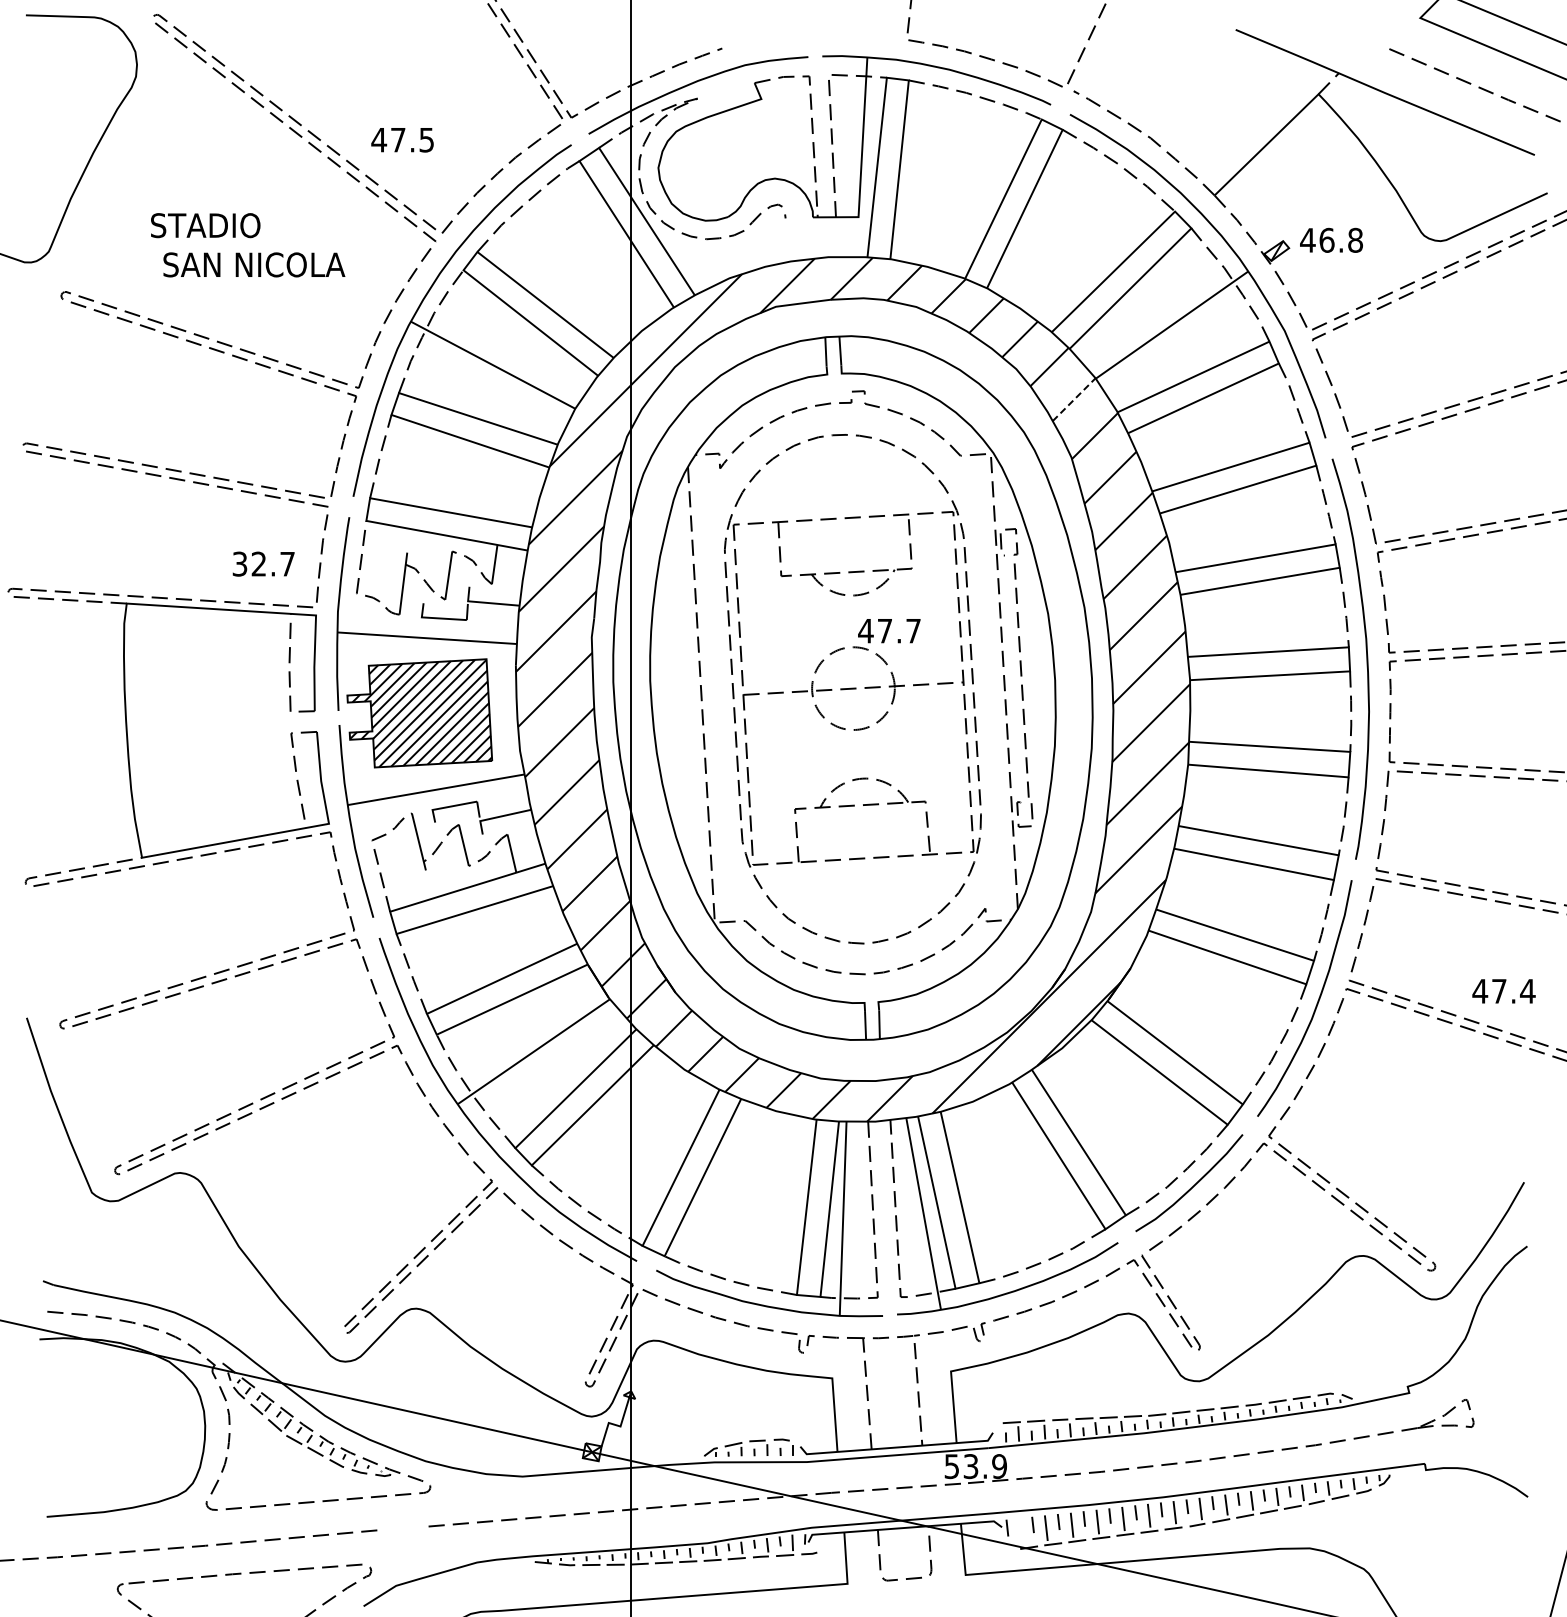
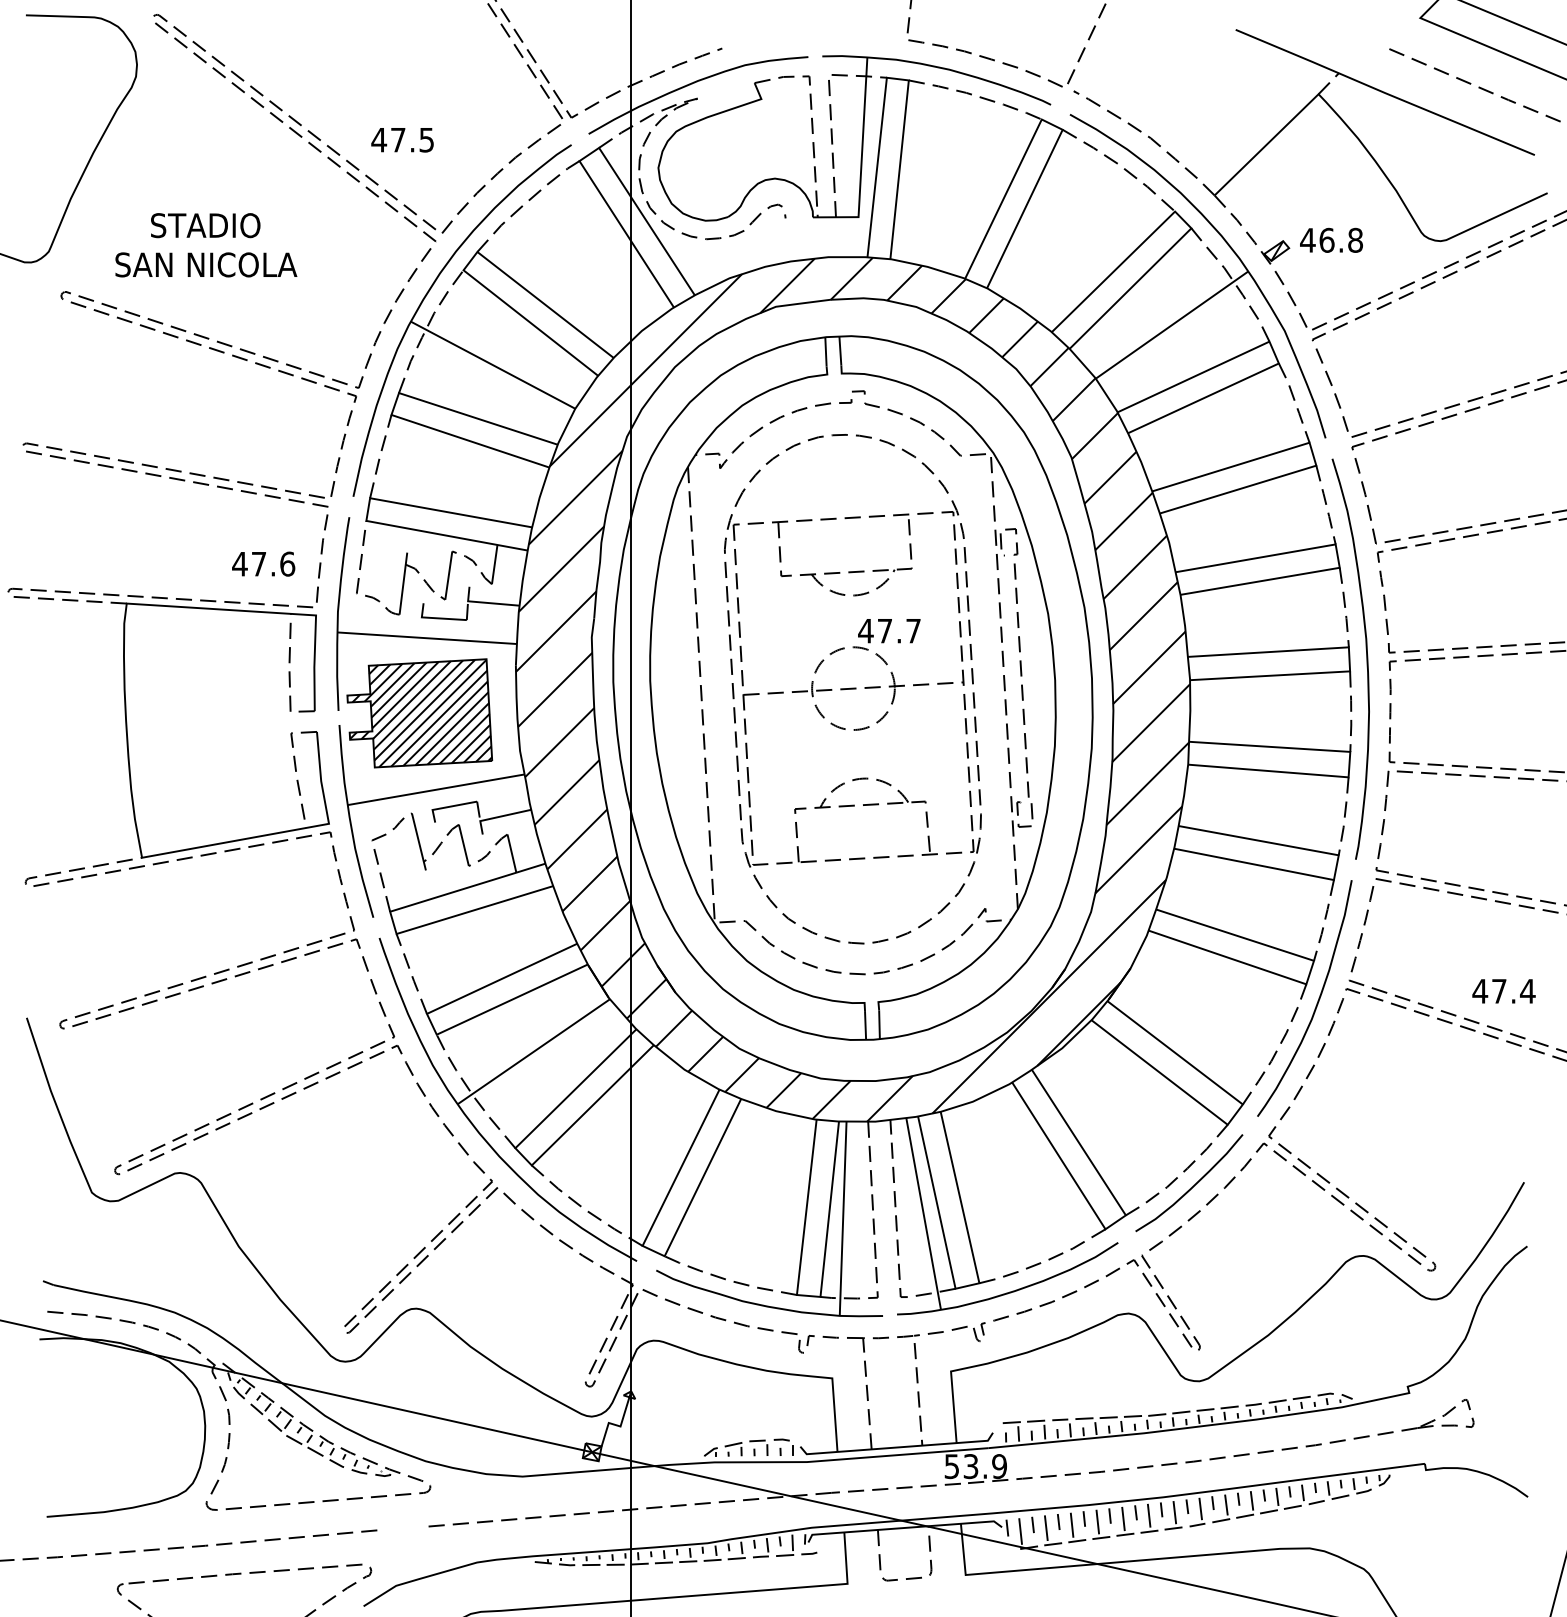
text position: (254, 264) -> (206, 264) (206, 264)
line: dashed -> solid (1074, 399)
text: 32.7 -> 47.6 (263, 563)
line: none -> present (1020, 1531)
